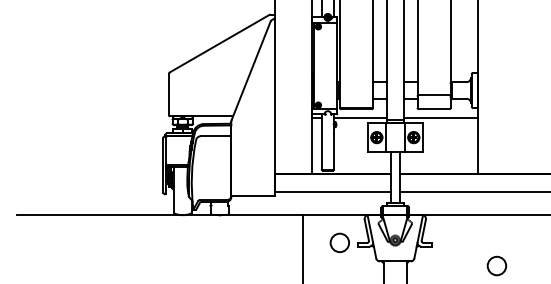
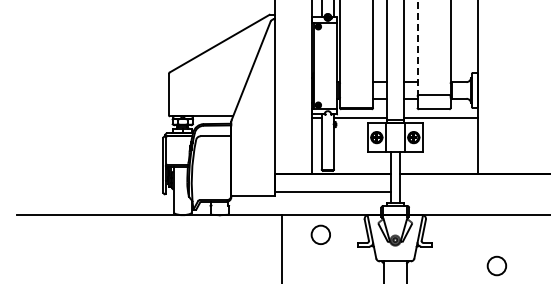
line: solid -> dashed (417, 48)
line: present -> none (473, 191)
circle position: (339, 242) -> (320, 234) (320, 234)
line position: (302, 247) -> (281, 247) (281, 247)
